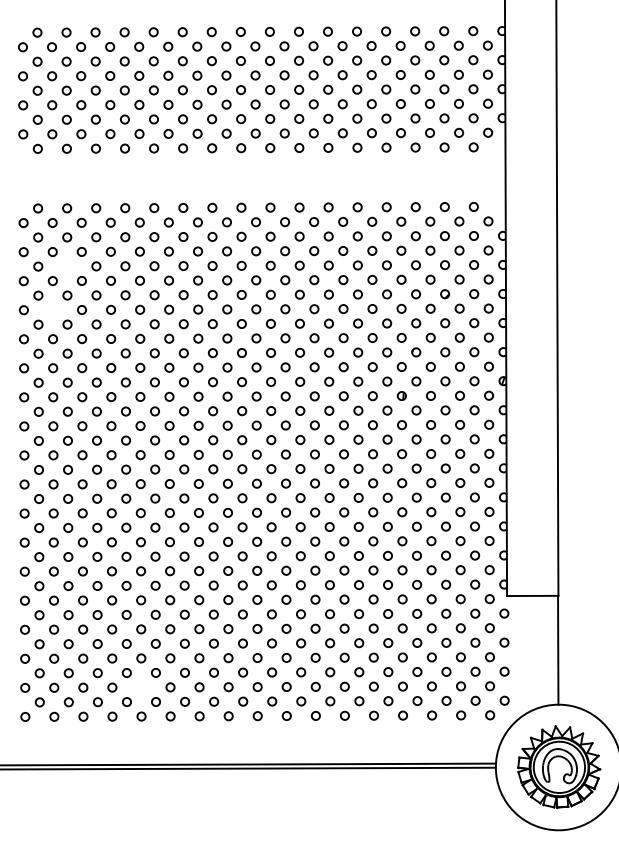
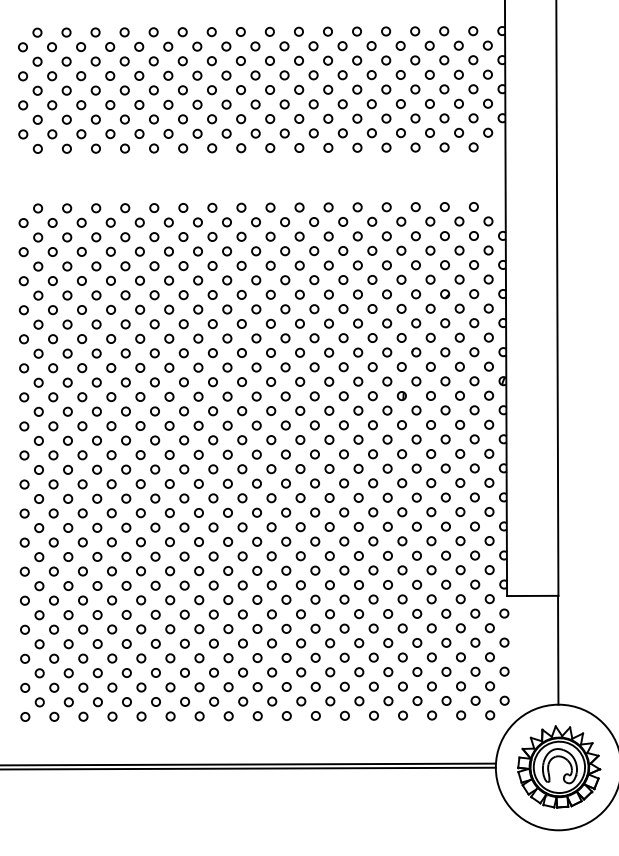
circle: none -> present (67, 266)
circle: none -> present (52, 310)
circle: none -> present (141, 687)
